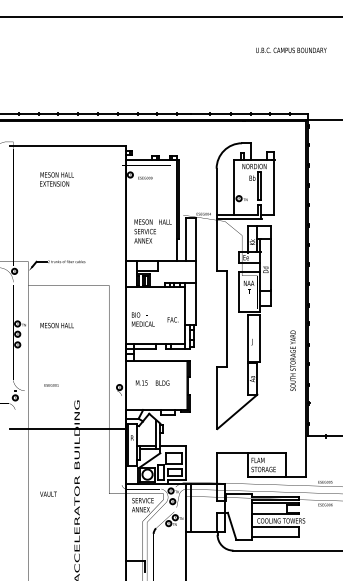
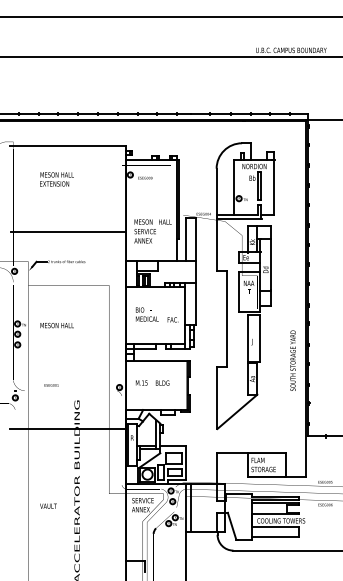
line: none -> present (170, 56)
line: none -> present (68, 231)
text position: (143, 319) -> (147, 314) (147, 314)
text position: (48, 493) -> (48, 505) (48, 505)
